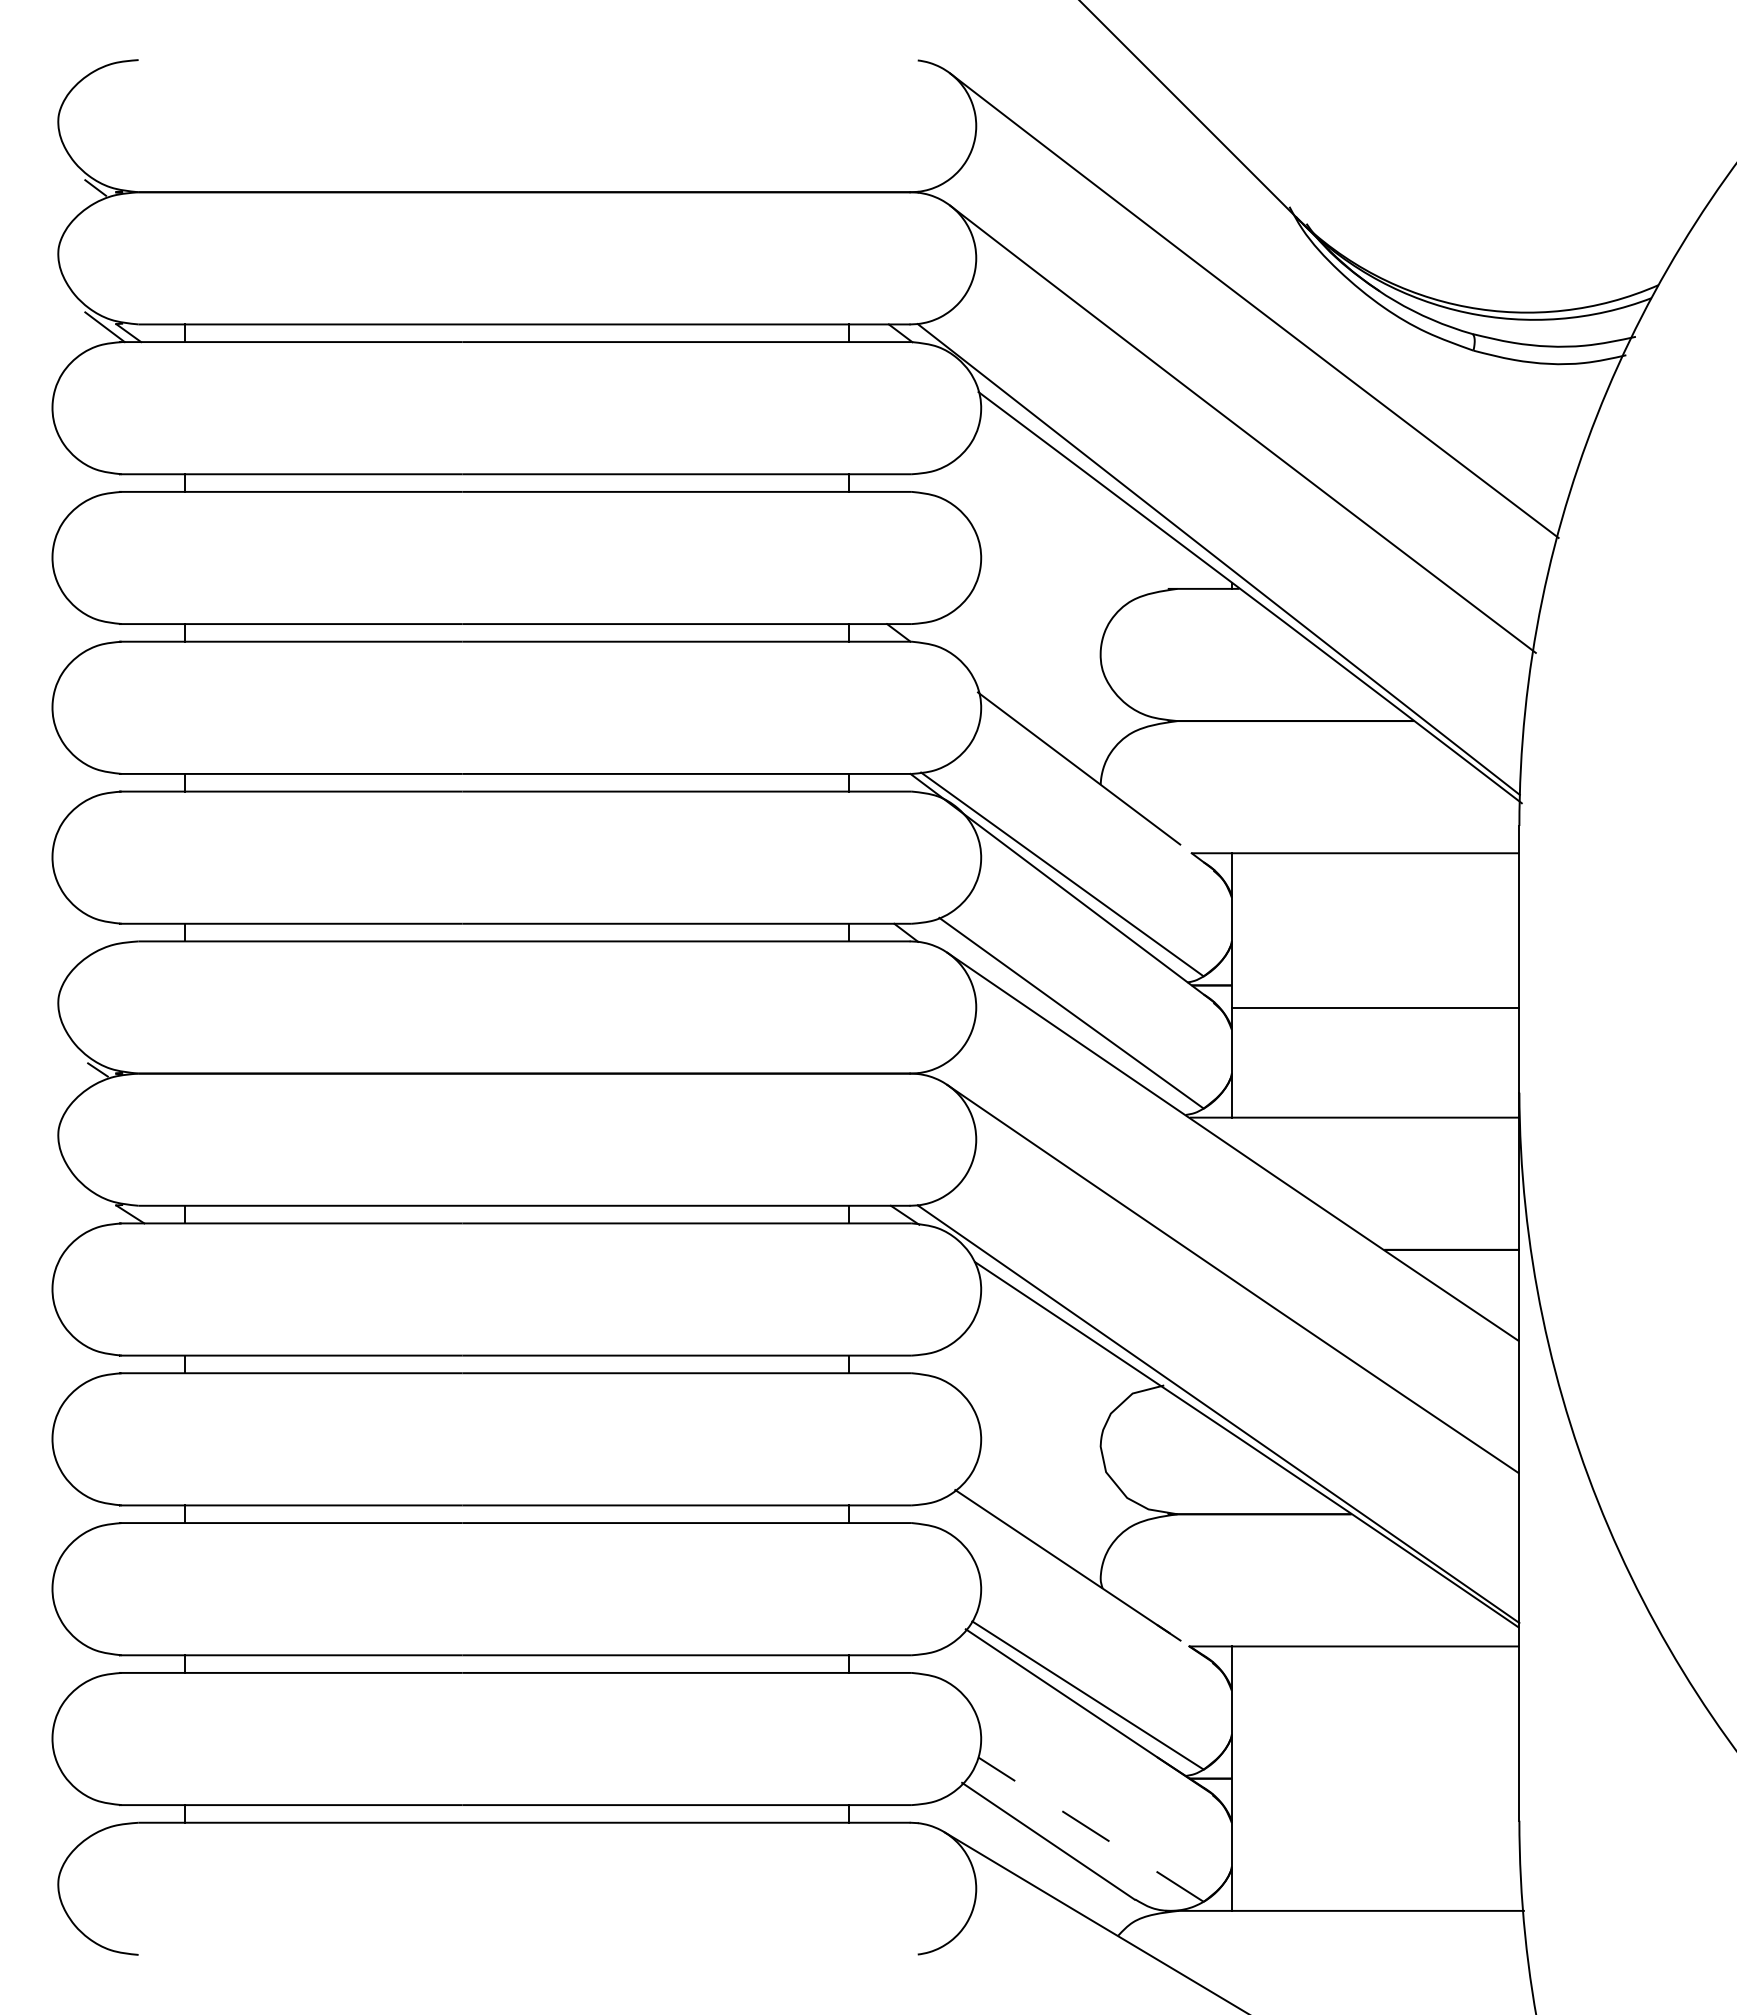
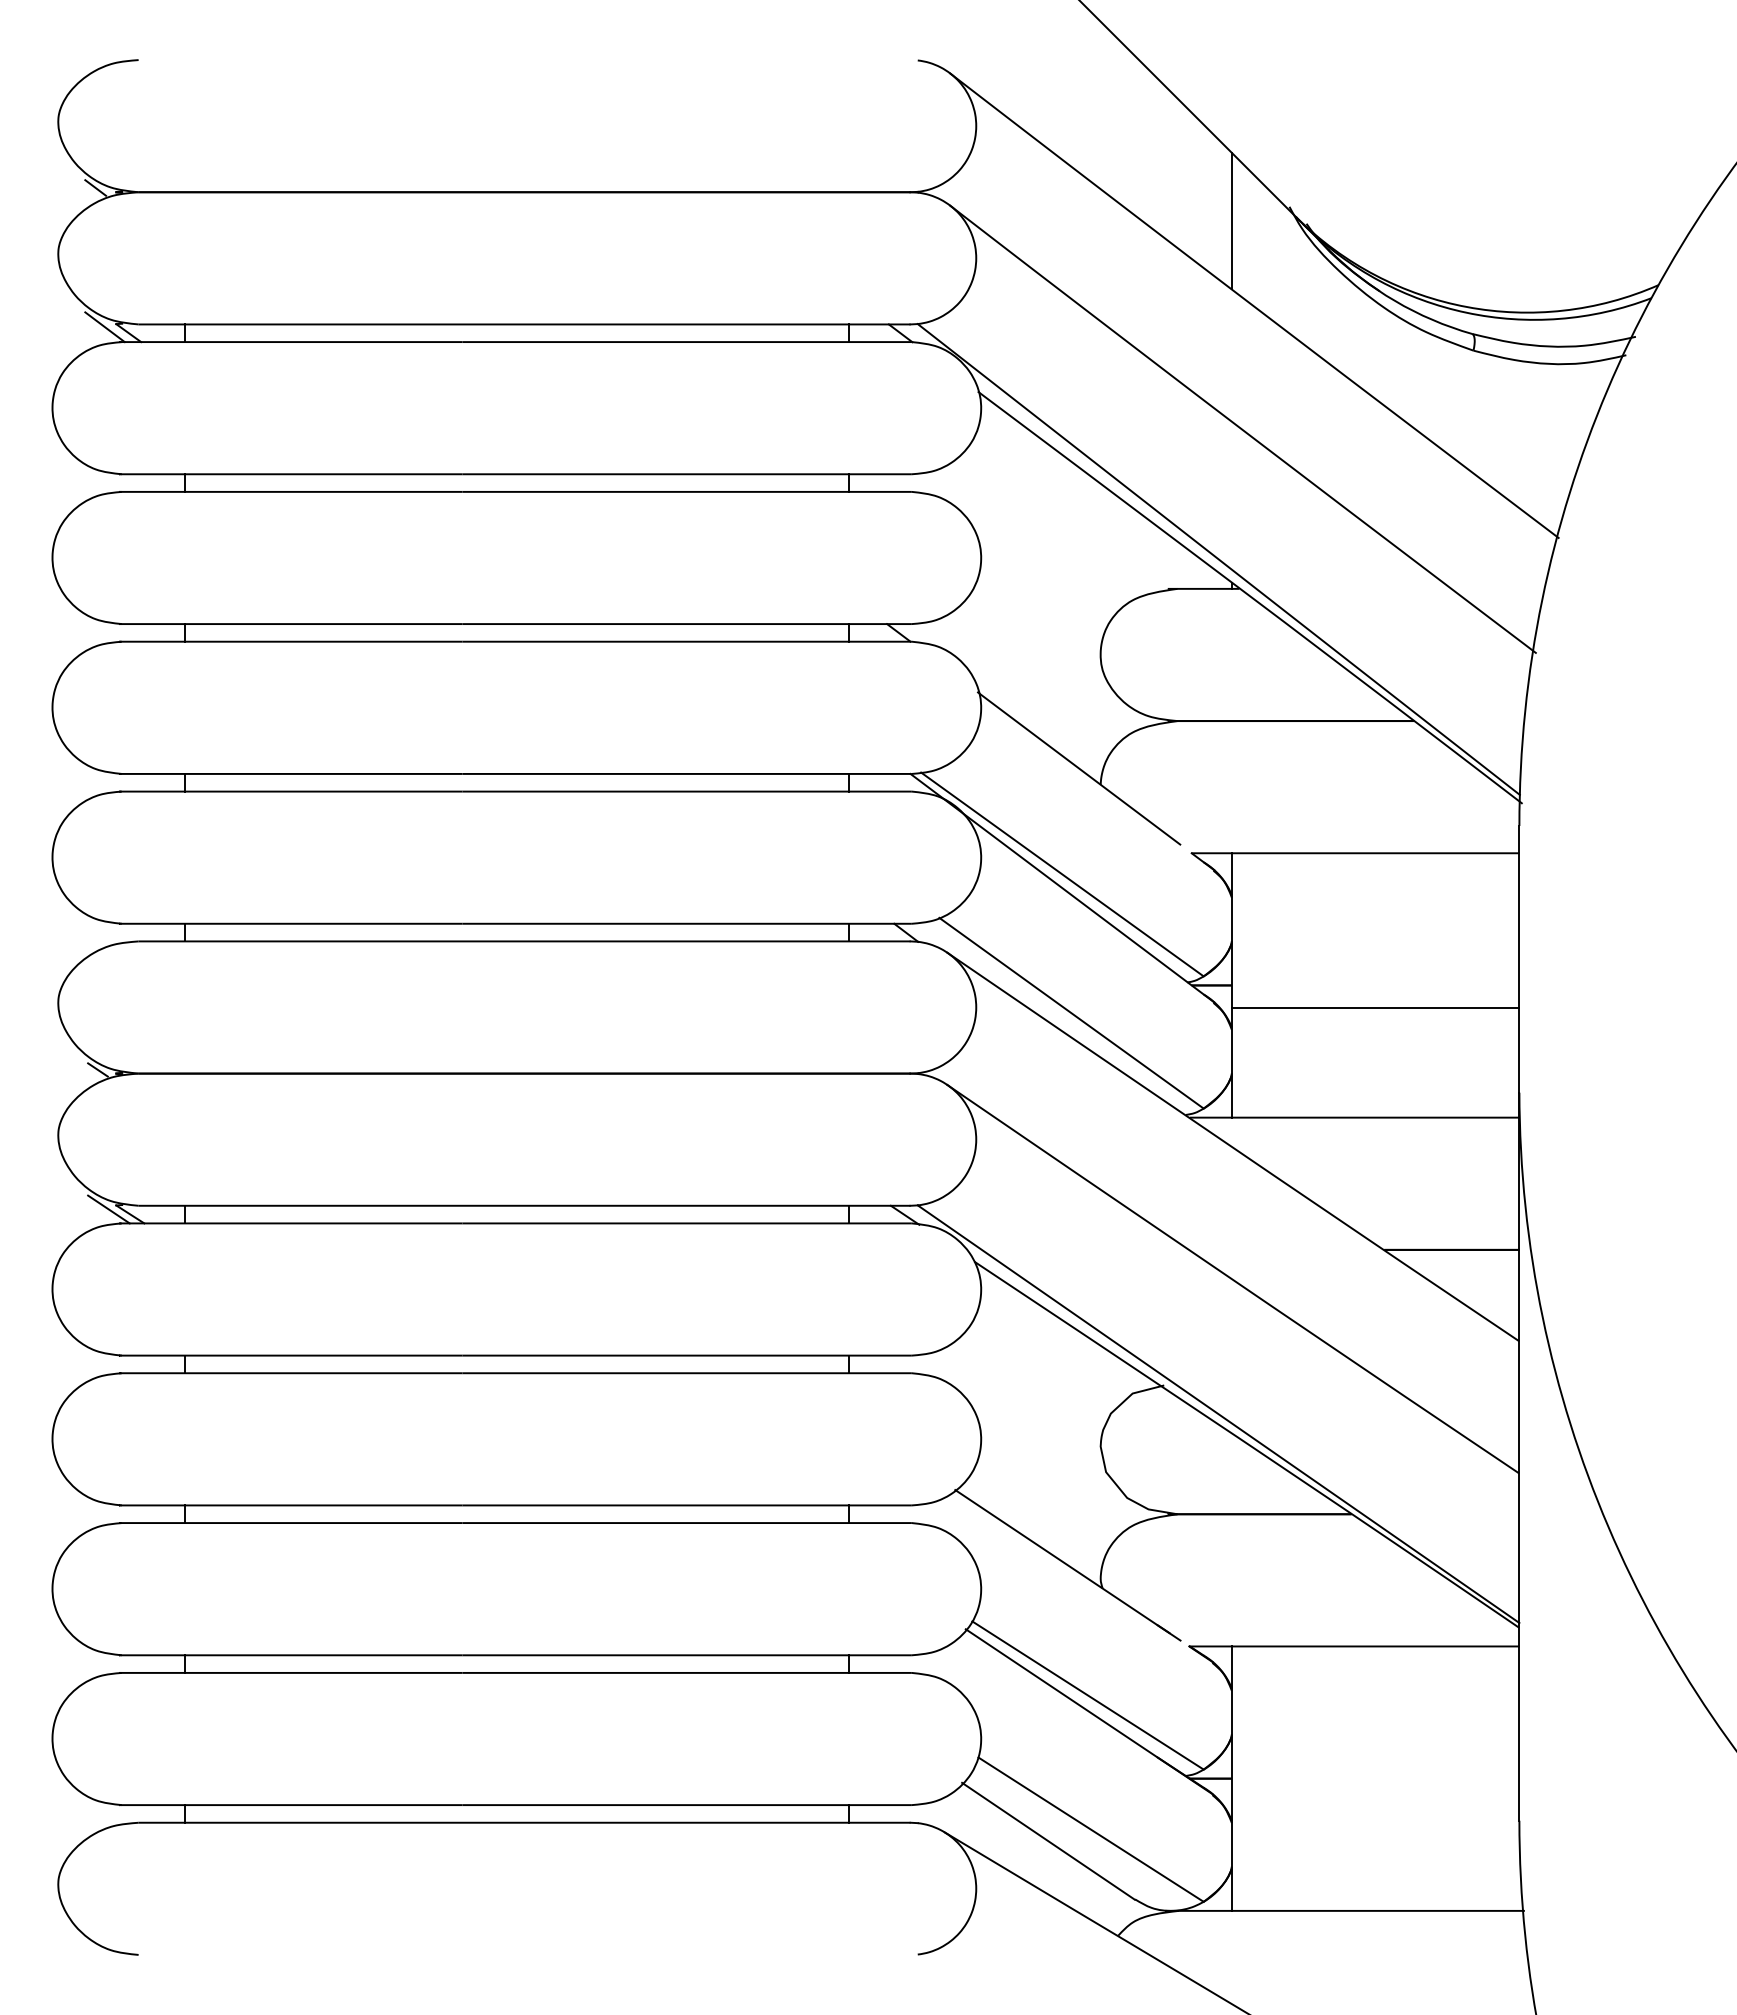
line: none -> present (1231, 220)
line: none -> present (108, 1209)
line: dashed -> solid (1091, 1829)
